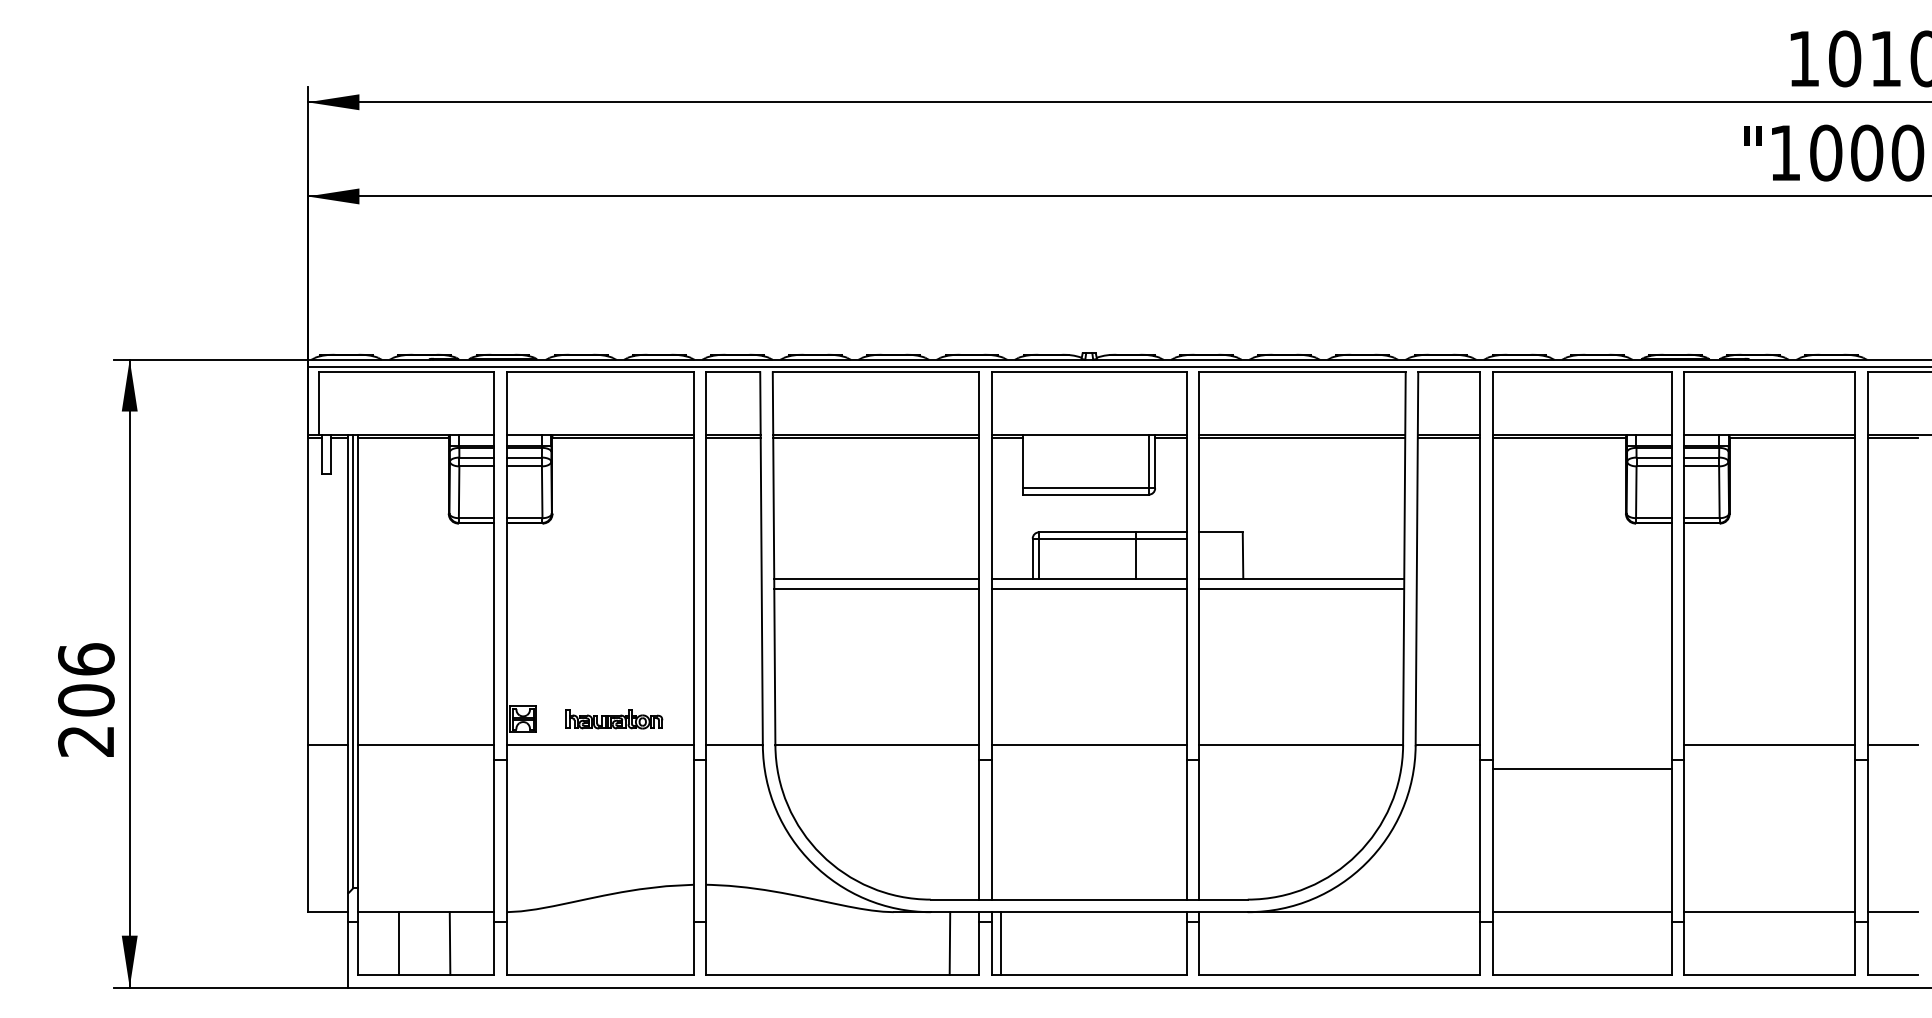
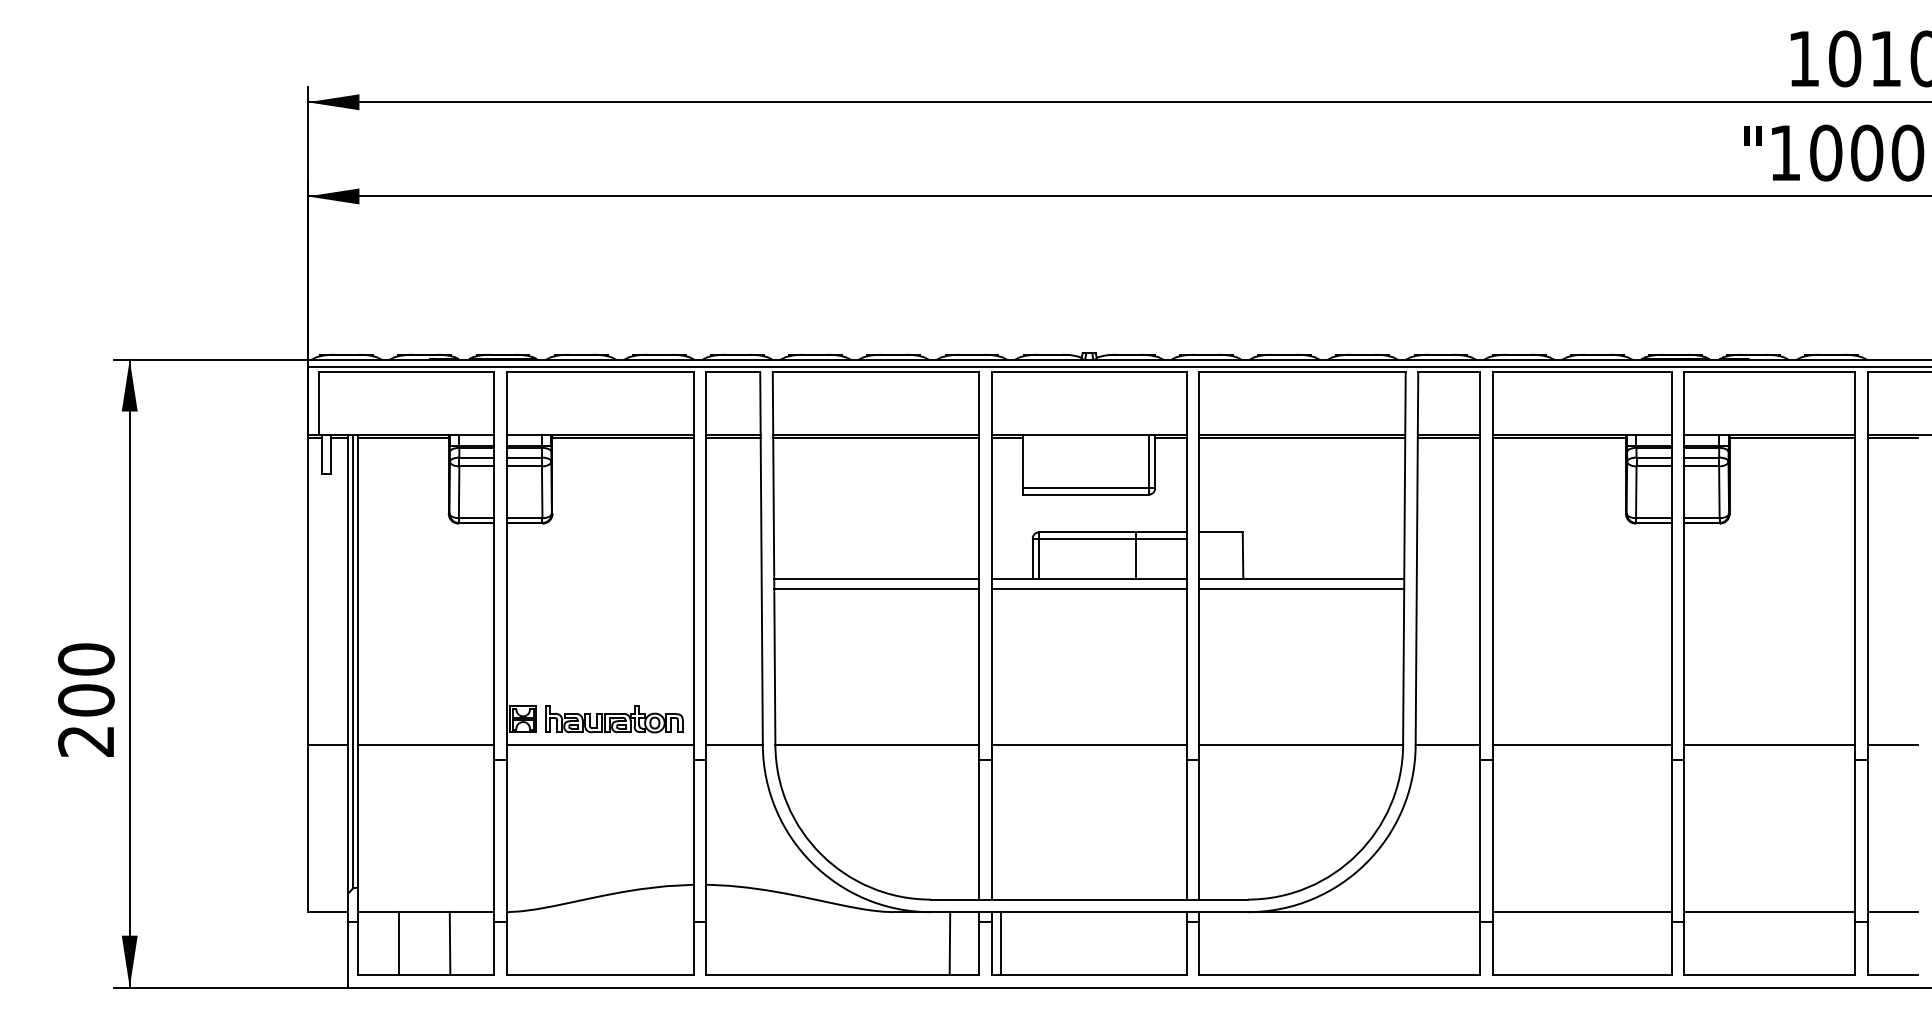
text: 206 -> 200 (86, 659)
part size: 99x21 px -> 139x29 px (614, 719)
line position: (1581, 769) -> (1581, 745) (1581, 745)
